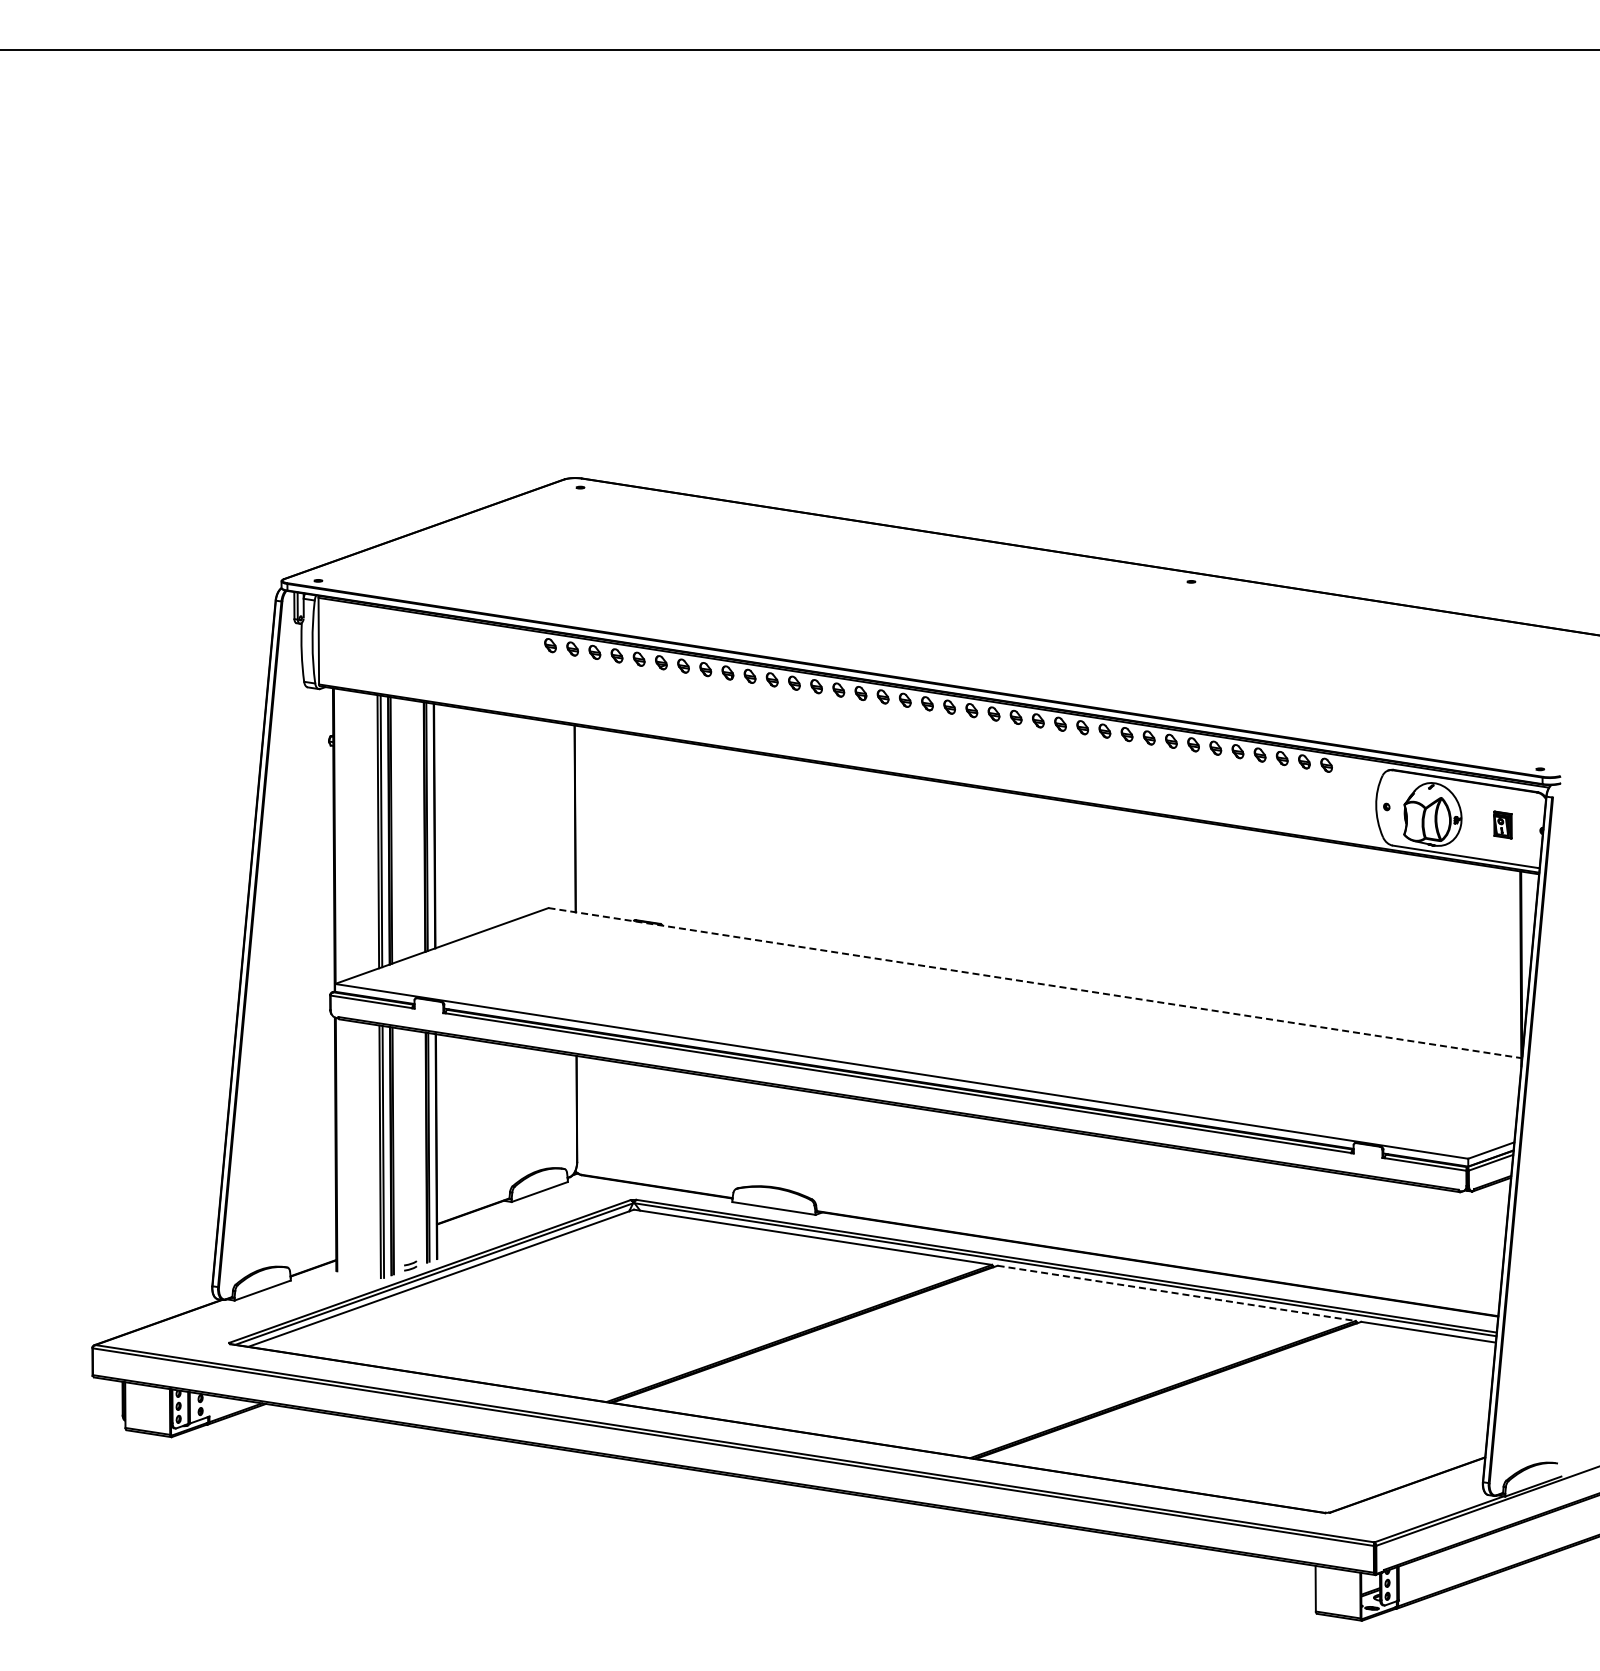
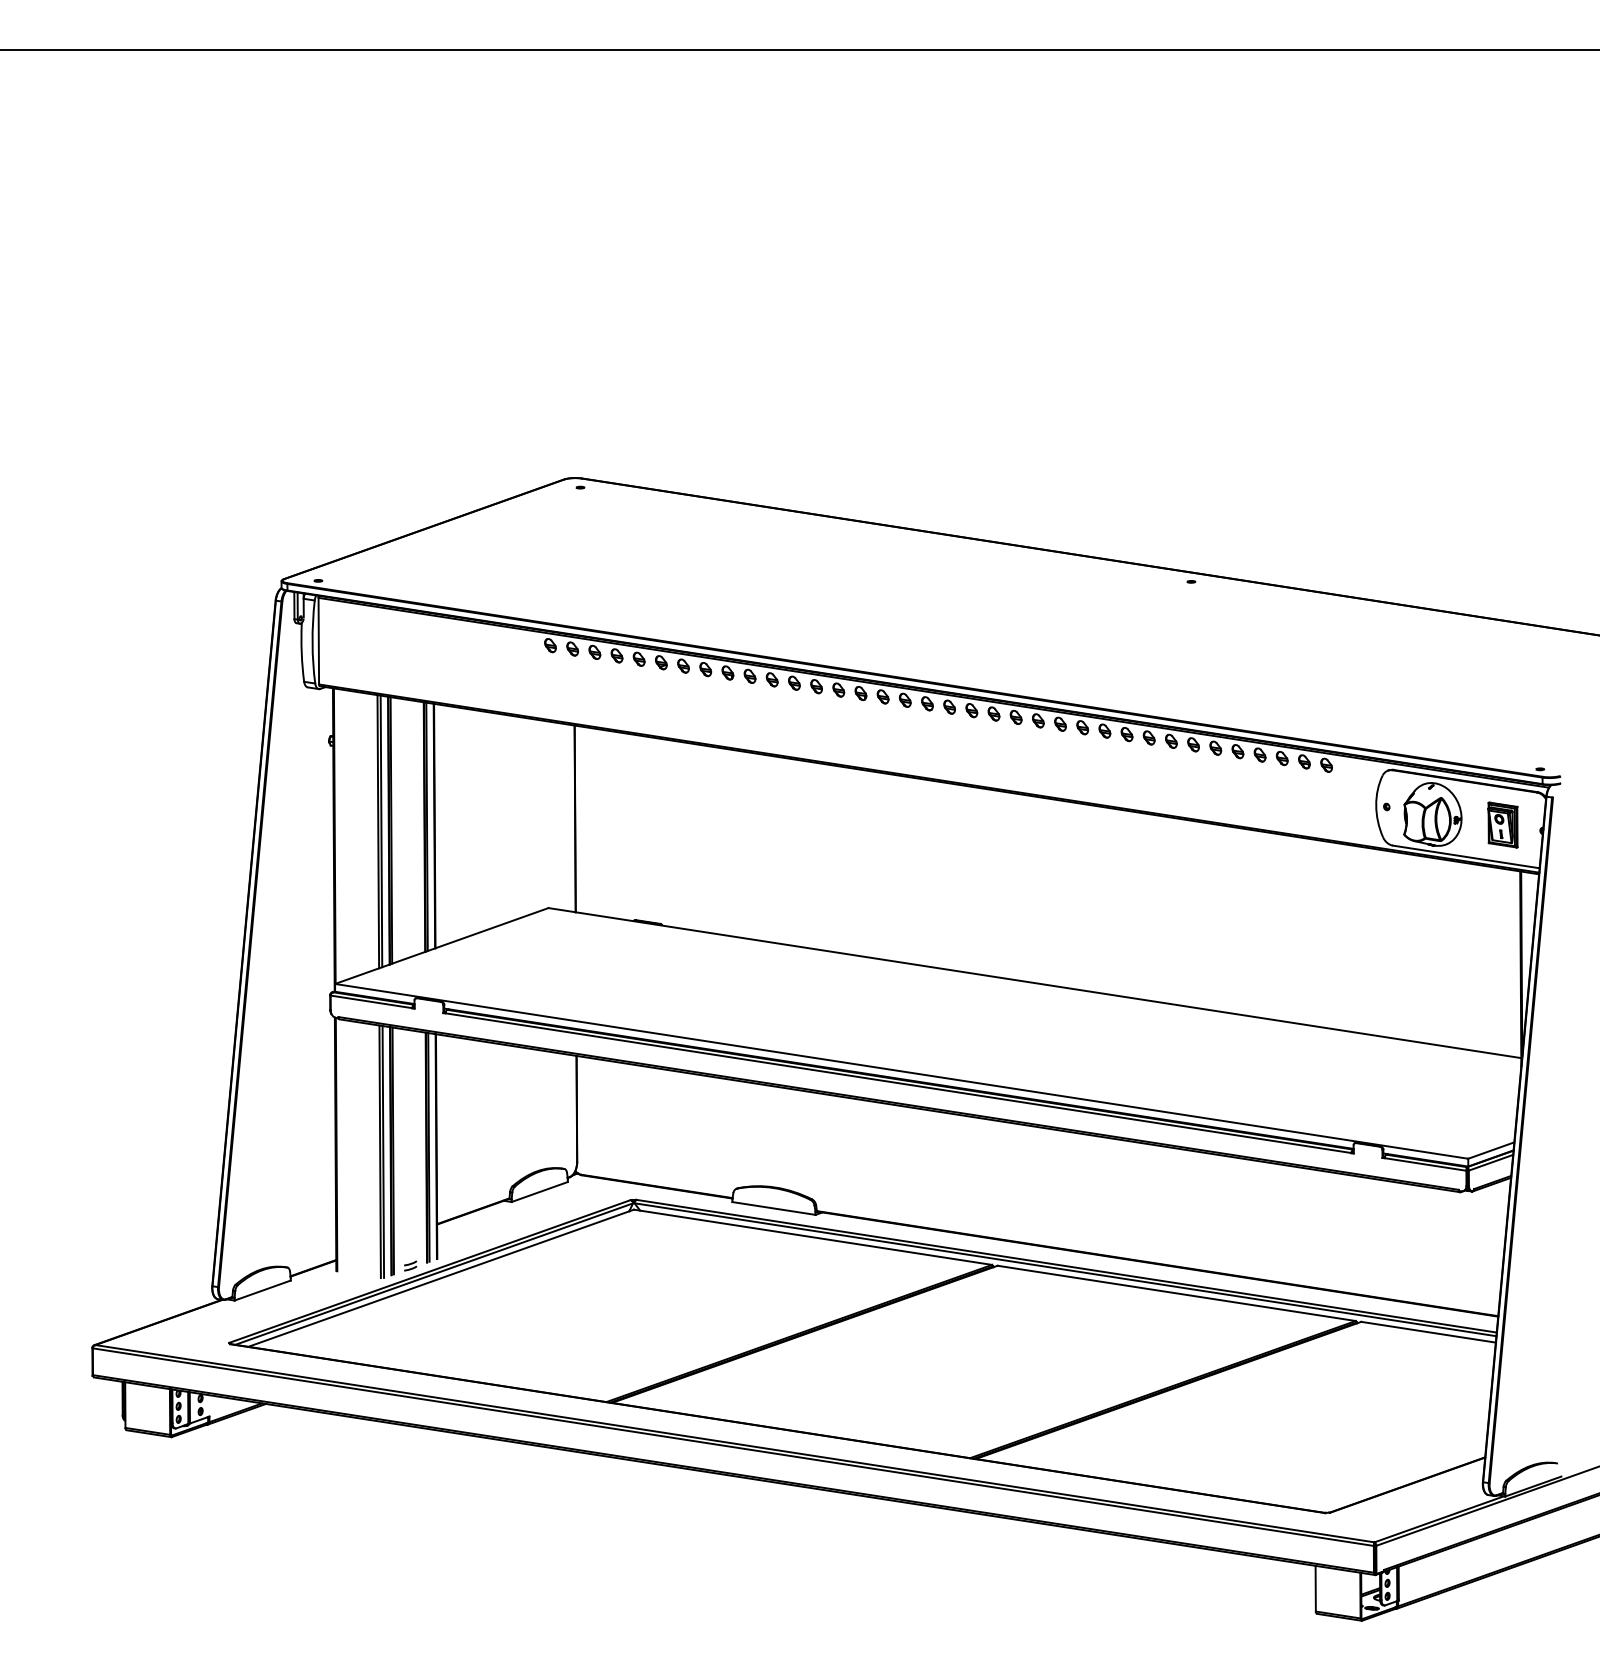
part size: 20x30 px -> 32x48 px (1502, 824)
line: dashed -> solid (1035, 983)
line: dashed -> solid (1177, 1293)
